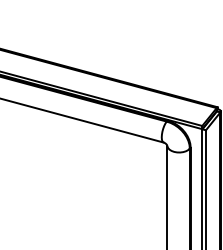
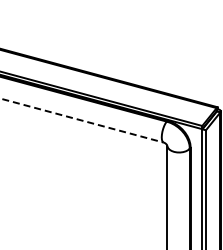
line: solid -> dashed (82, 120)
